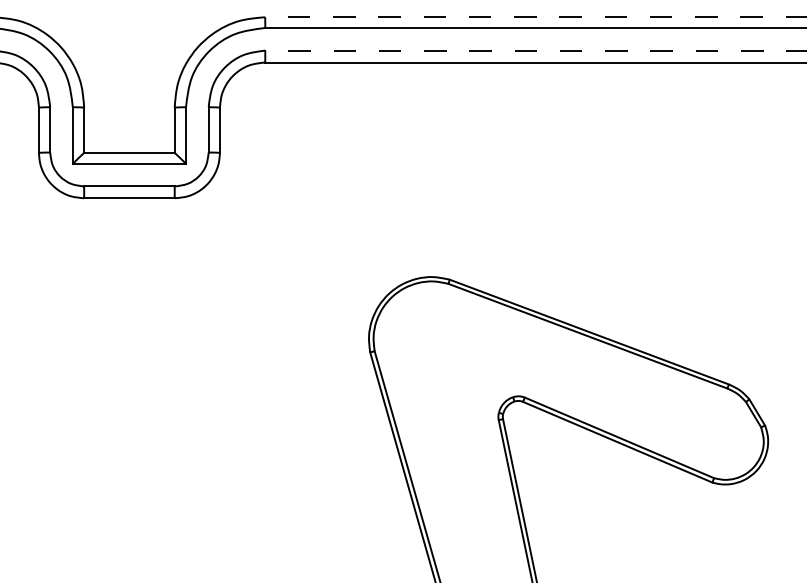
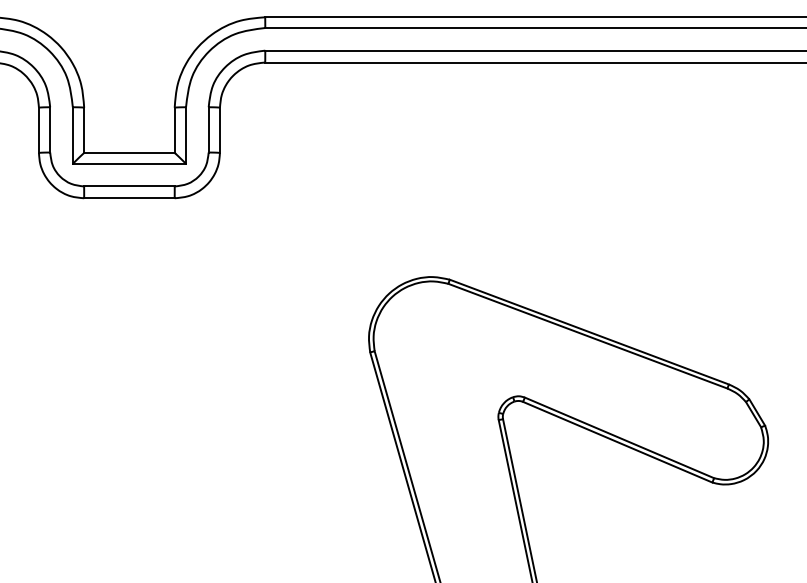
line: dashed -> solid (535, 17)
line: dashed -> solid (535, 50)
